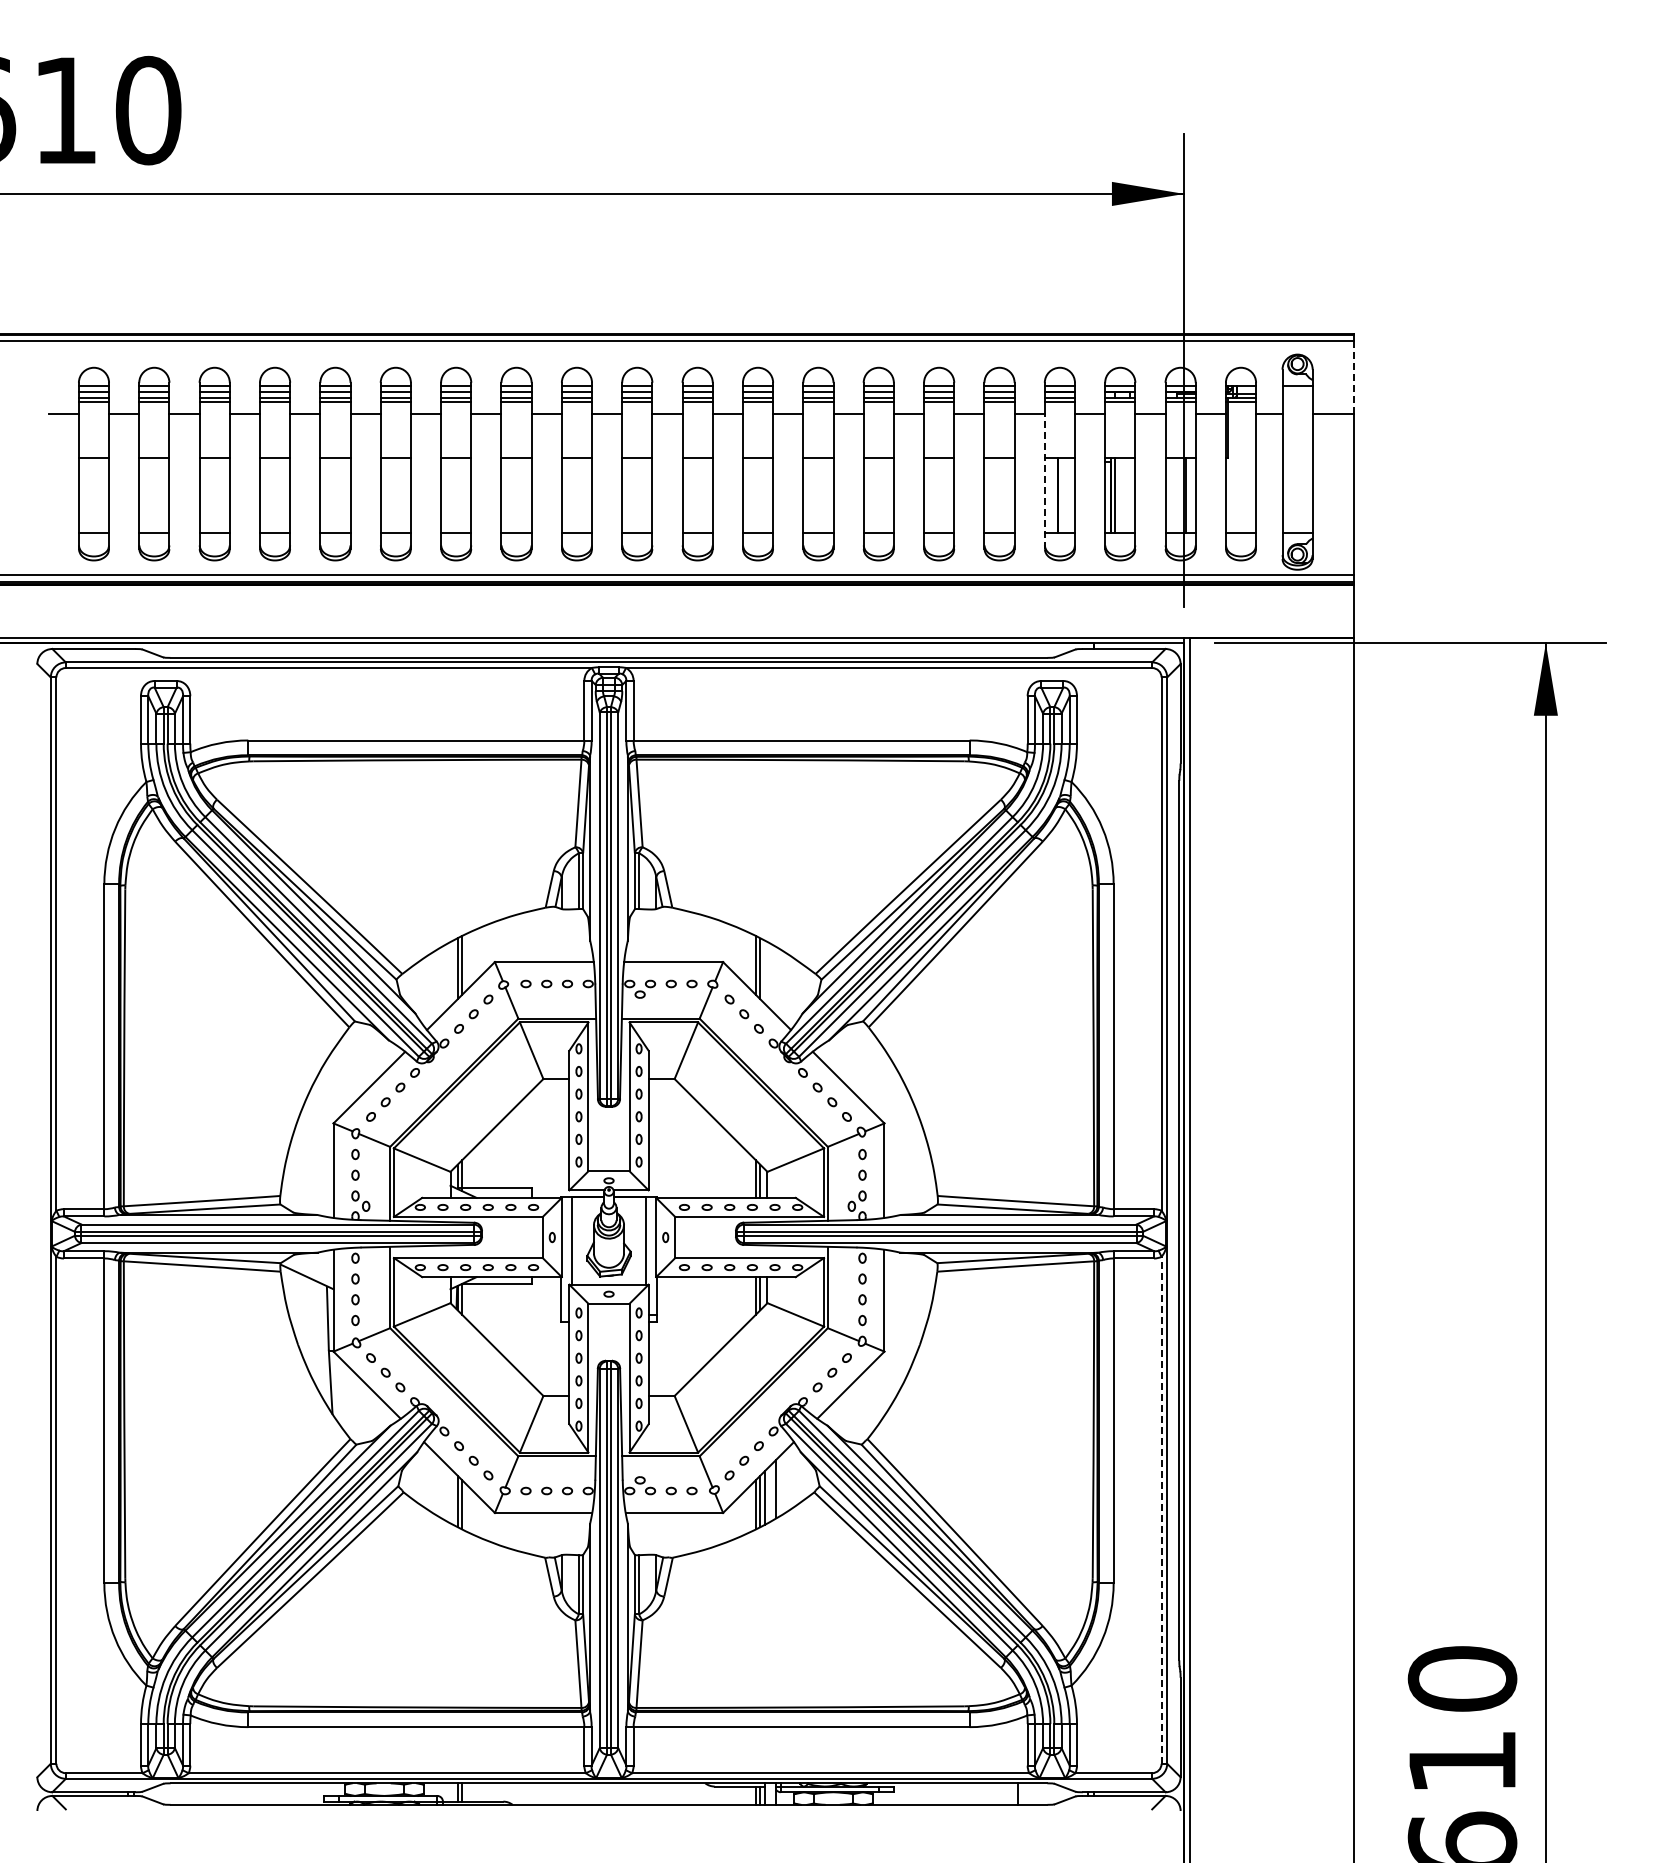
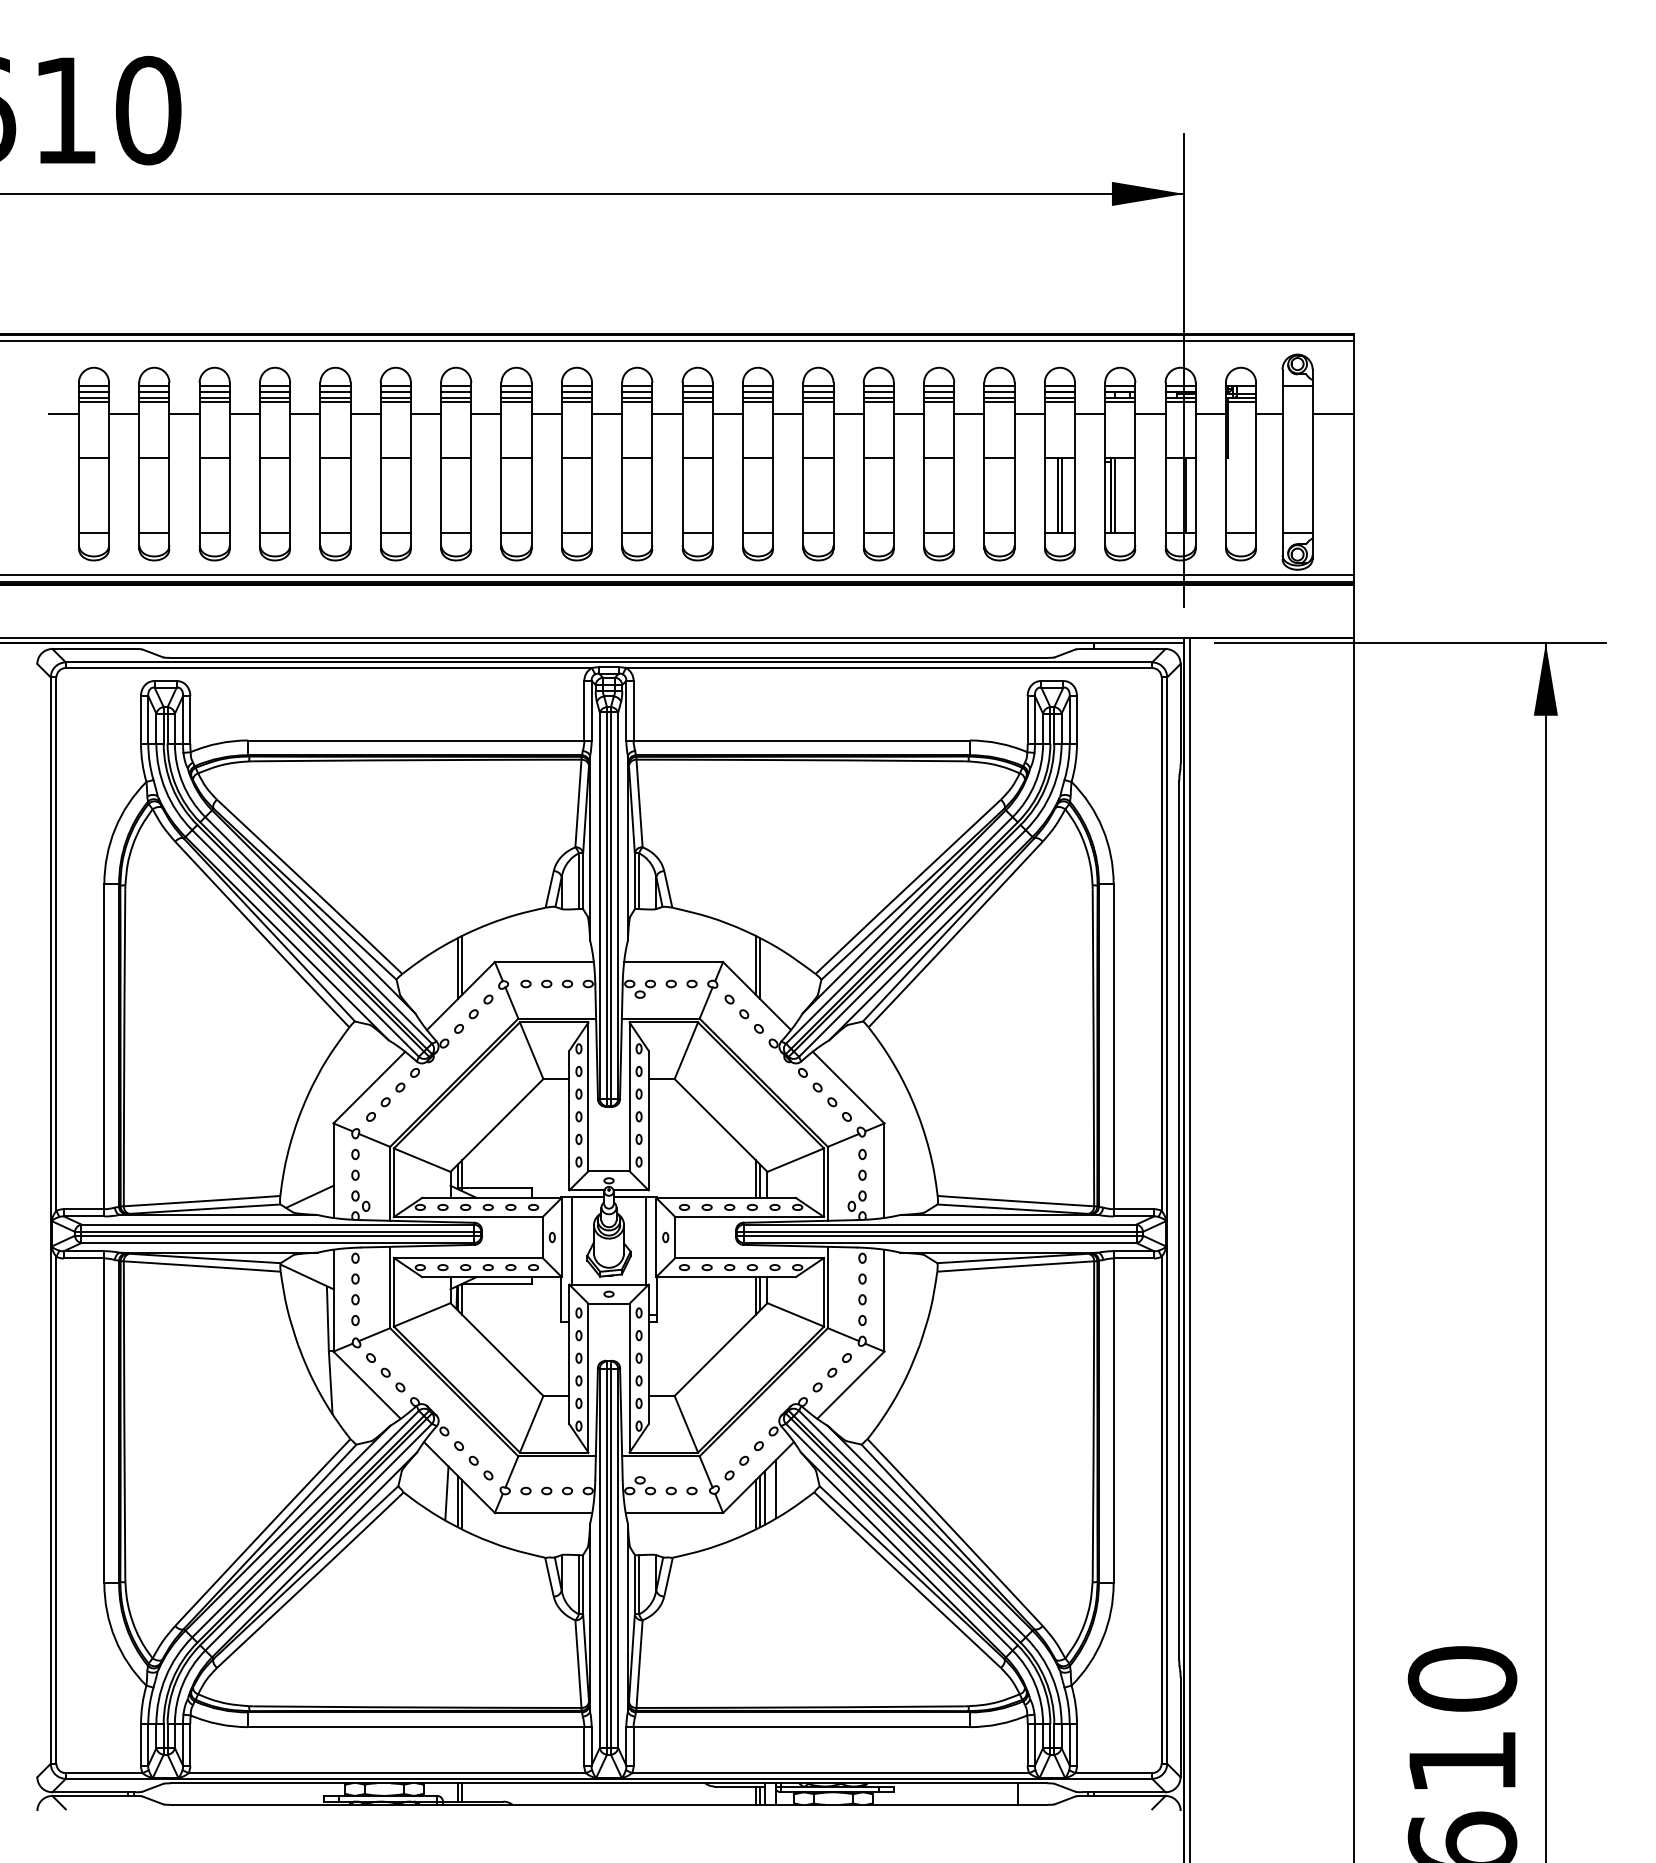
line: dashed -> solid (1354, 377)
line: dashed -> solid (1044, 481)
line: none -> present (1061, 495)
line: none -> present (309, 1196)
line: none -> present (446, 1493)
line: dashed -> solid (1161, 1509)
